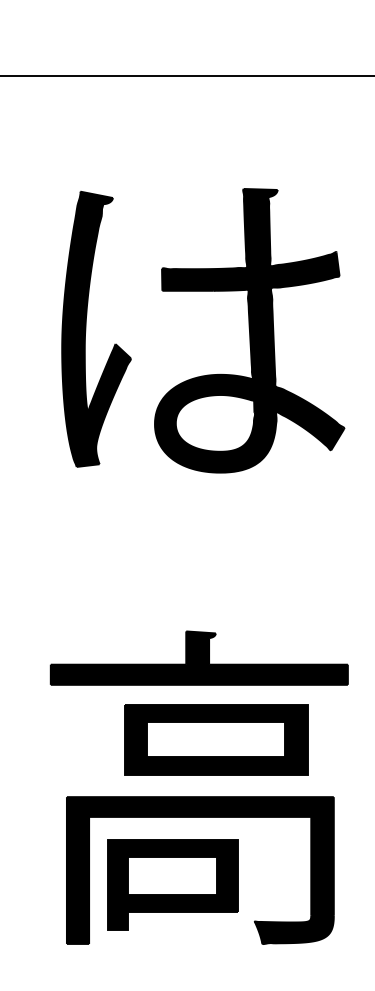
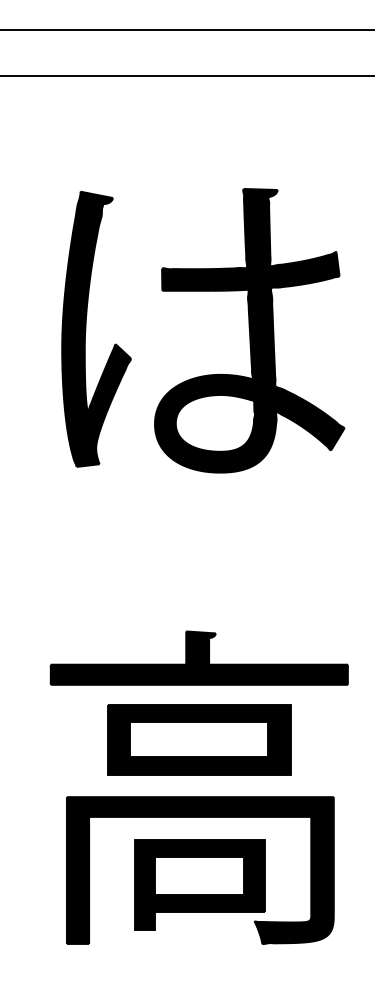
line: none -> present (186, 29)
part position: (216, 739) -> (199, 739) (199, 739)
part position: (172, 884) -> (199, 884) (199, 884)
